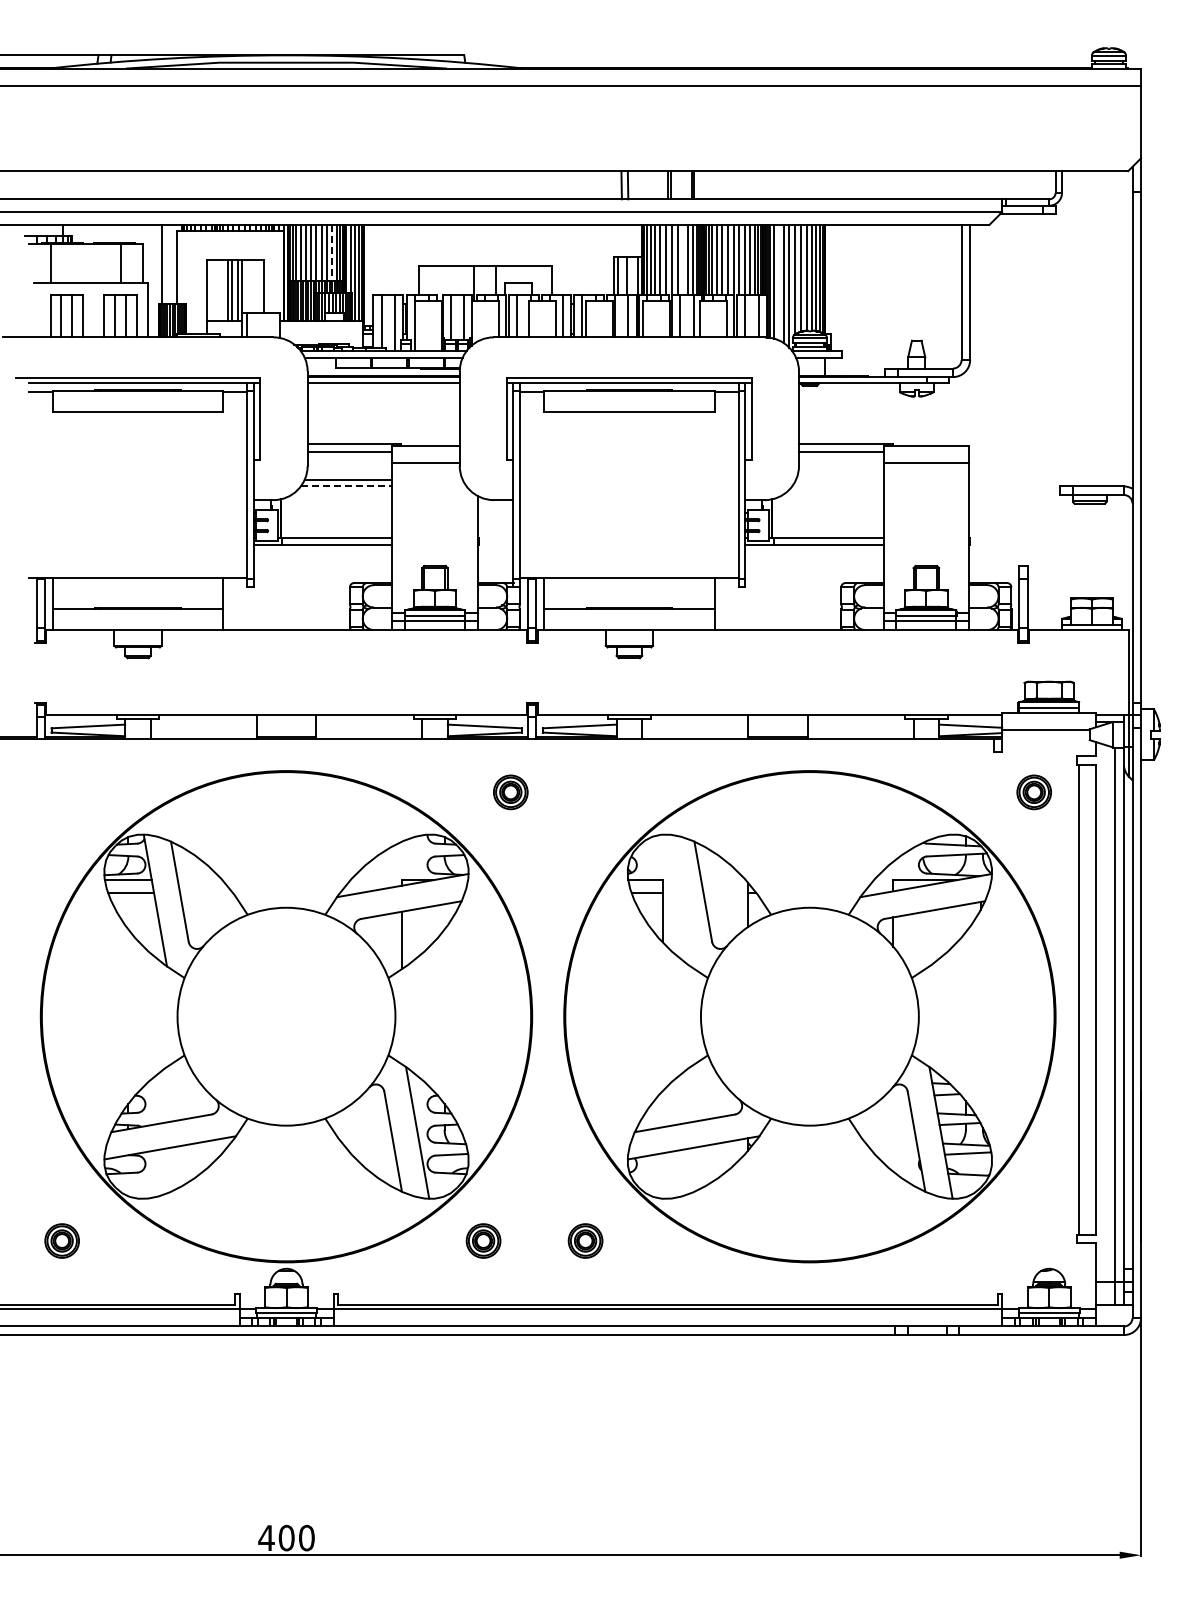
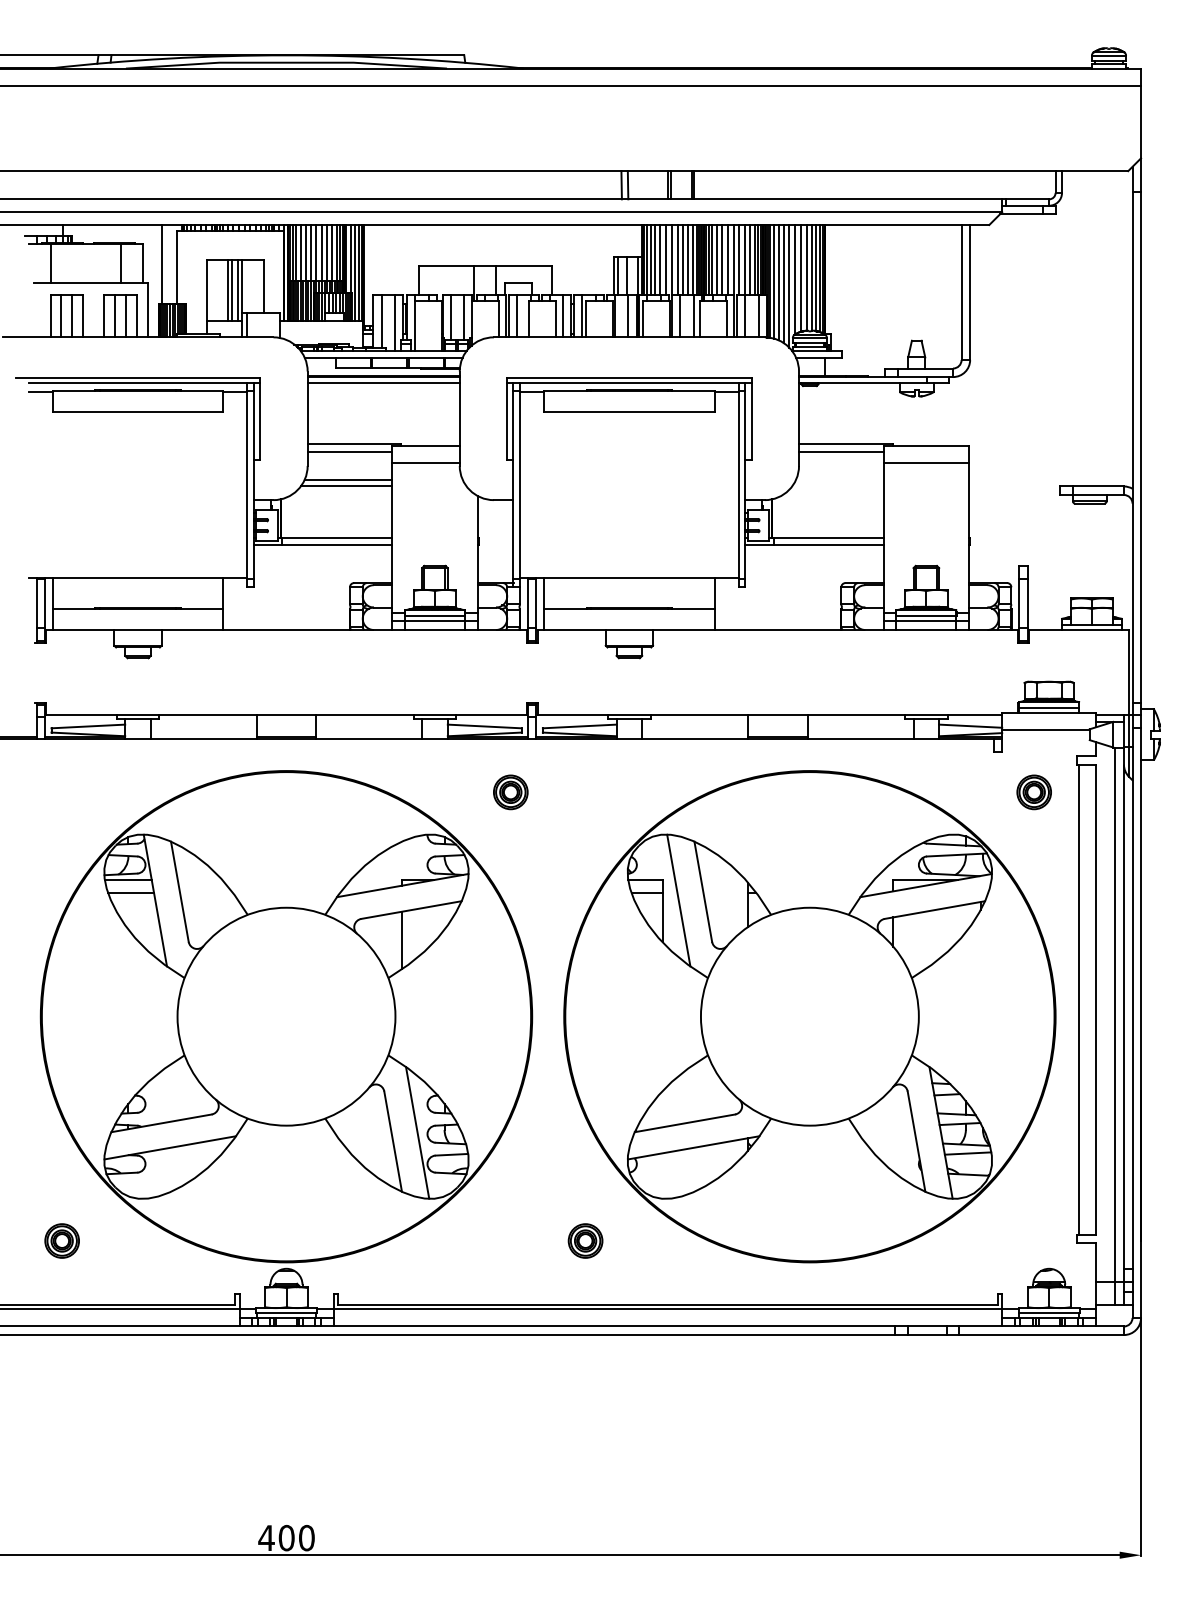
line: dashed -> solid (332, 252)
line: none -> present (683, 259)
line: none -> present (778, 282)
line: dashed -> solid (346, 486)
line: none -> present (678, 900)
part: present -> none (483, 1240)
